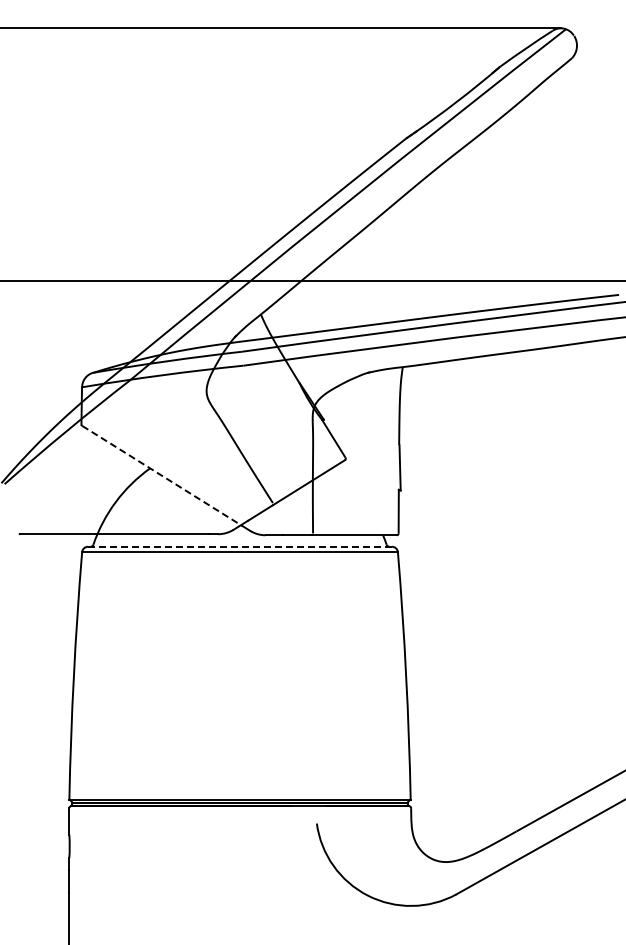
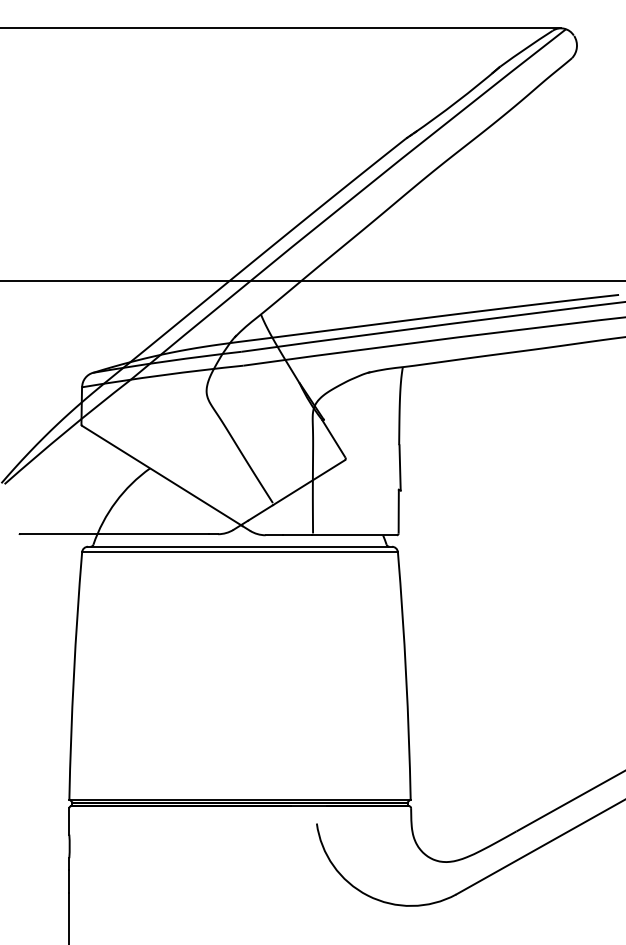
line: dashed -> solid (162, 476)
line: dashed -> solid (239, 546)
